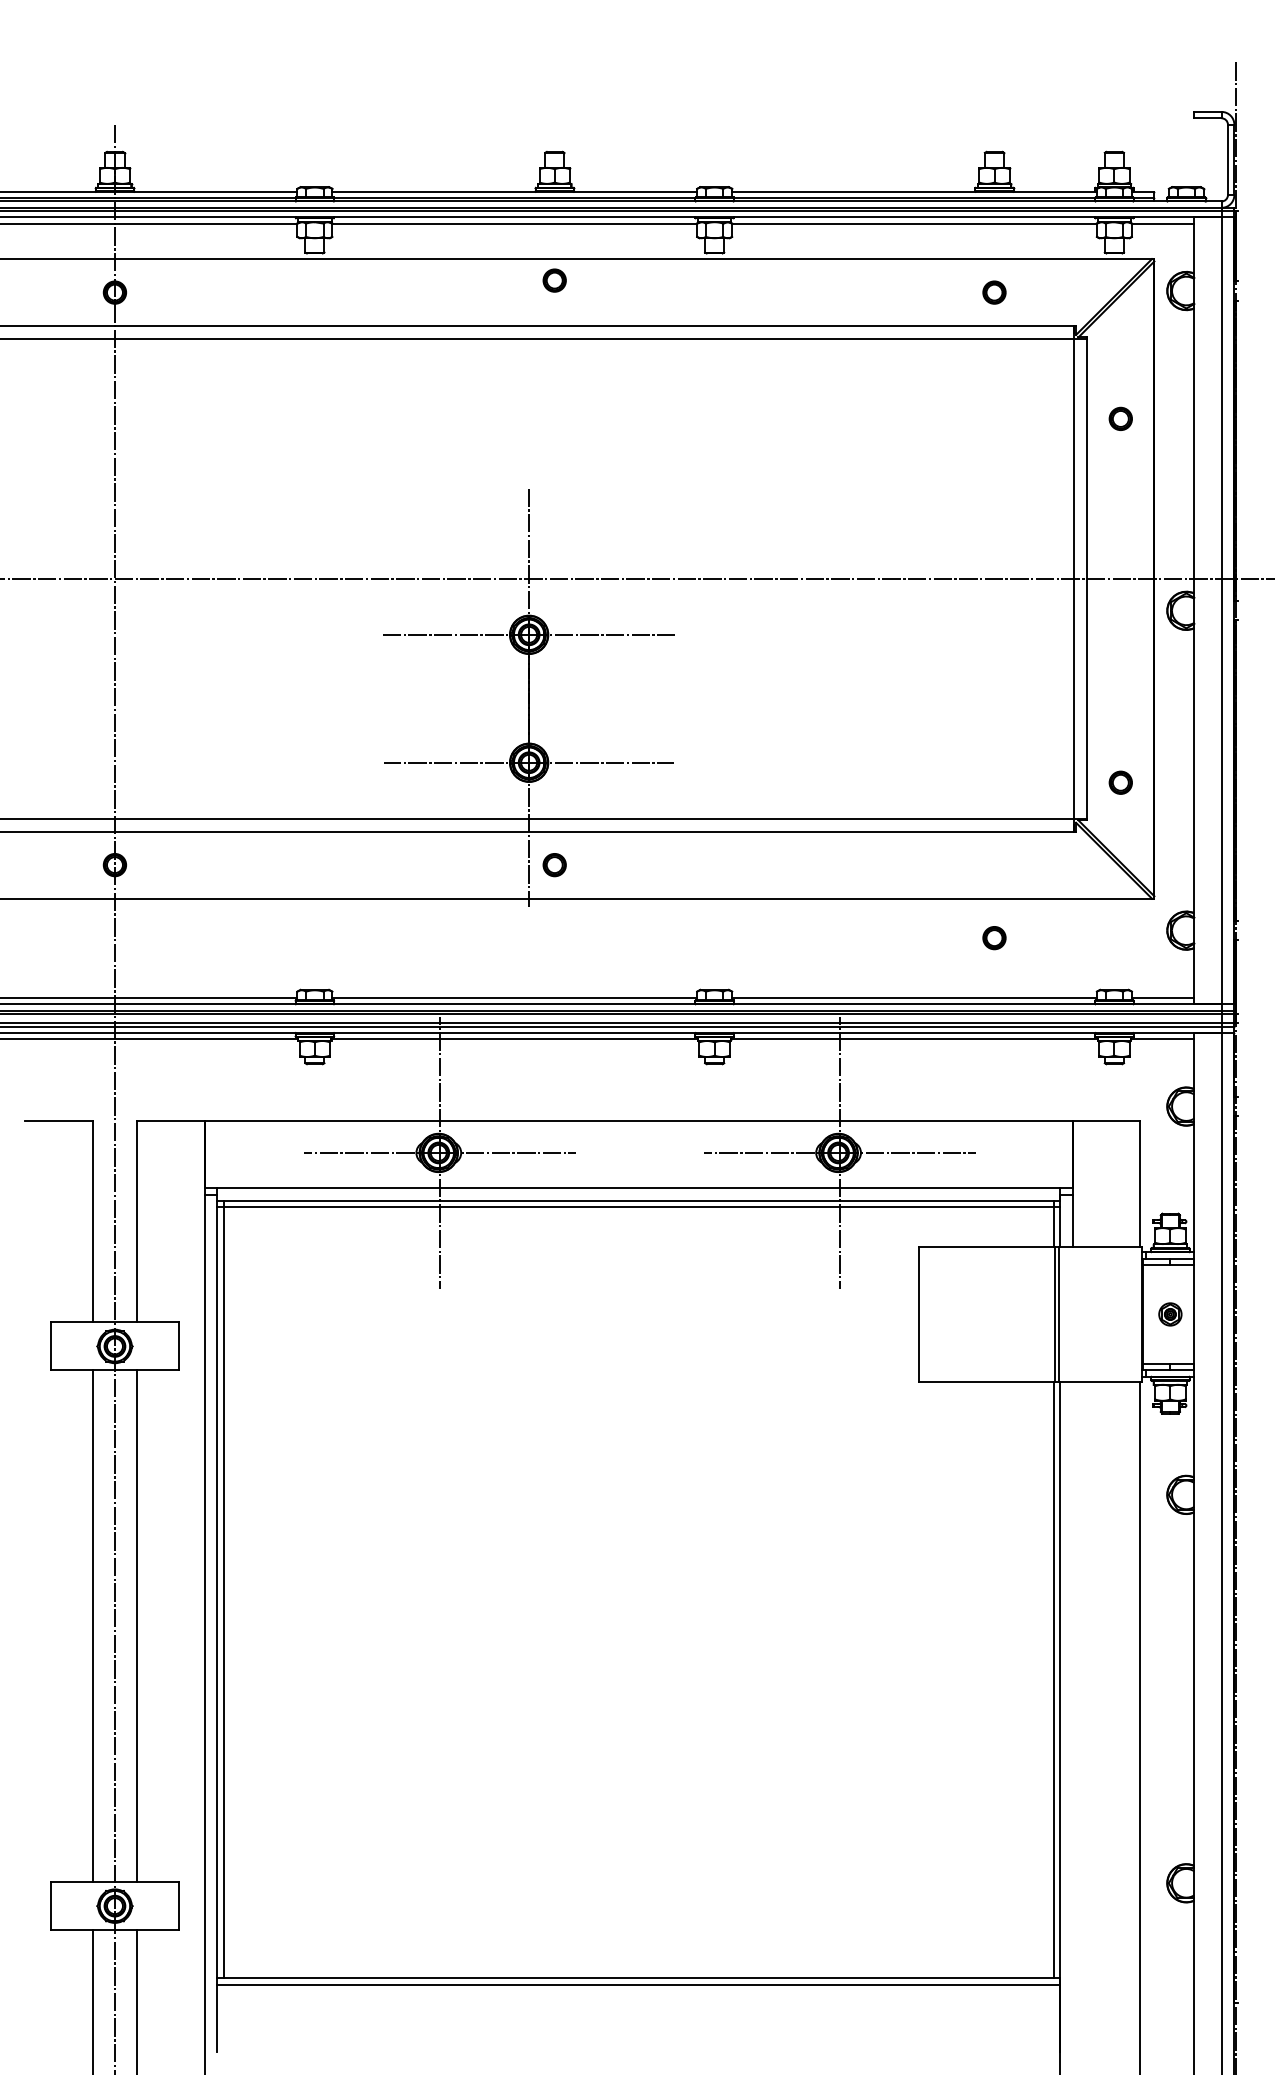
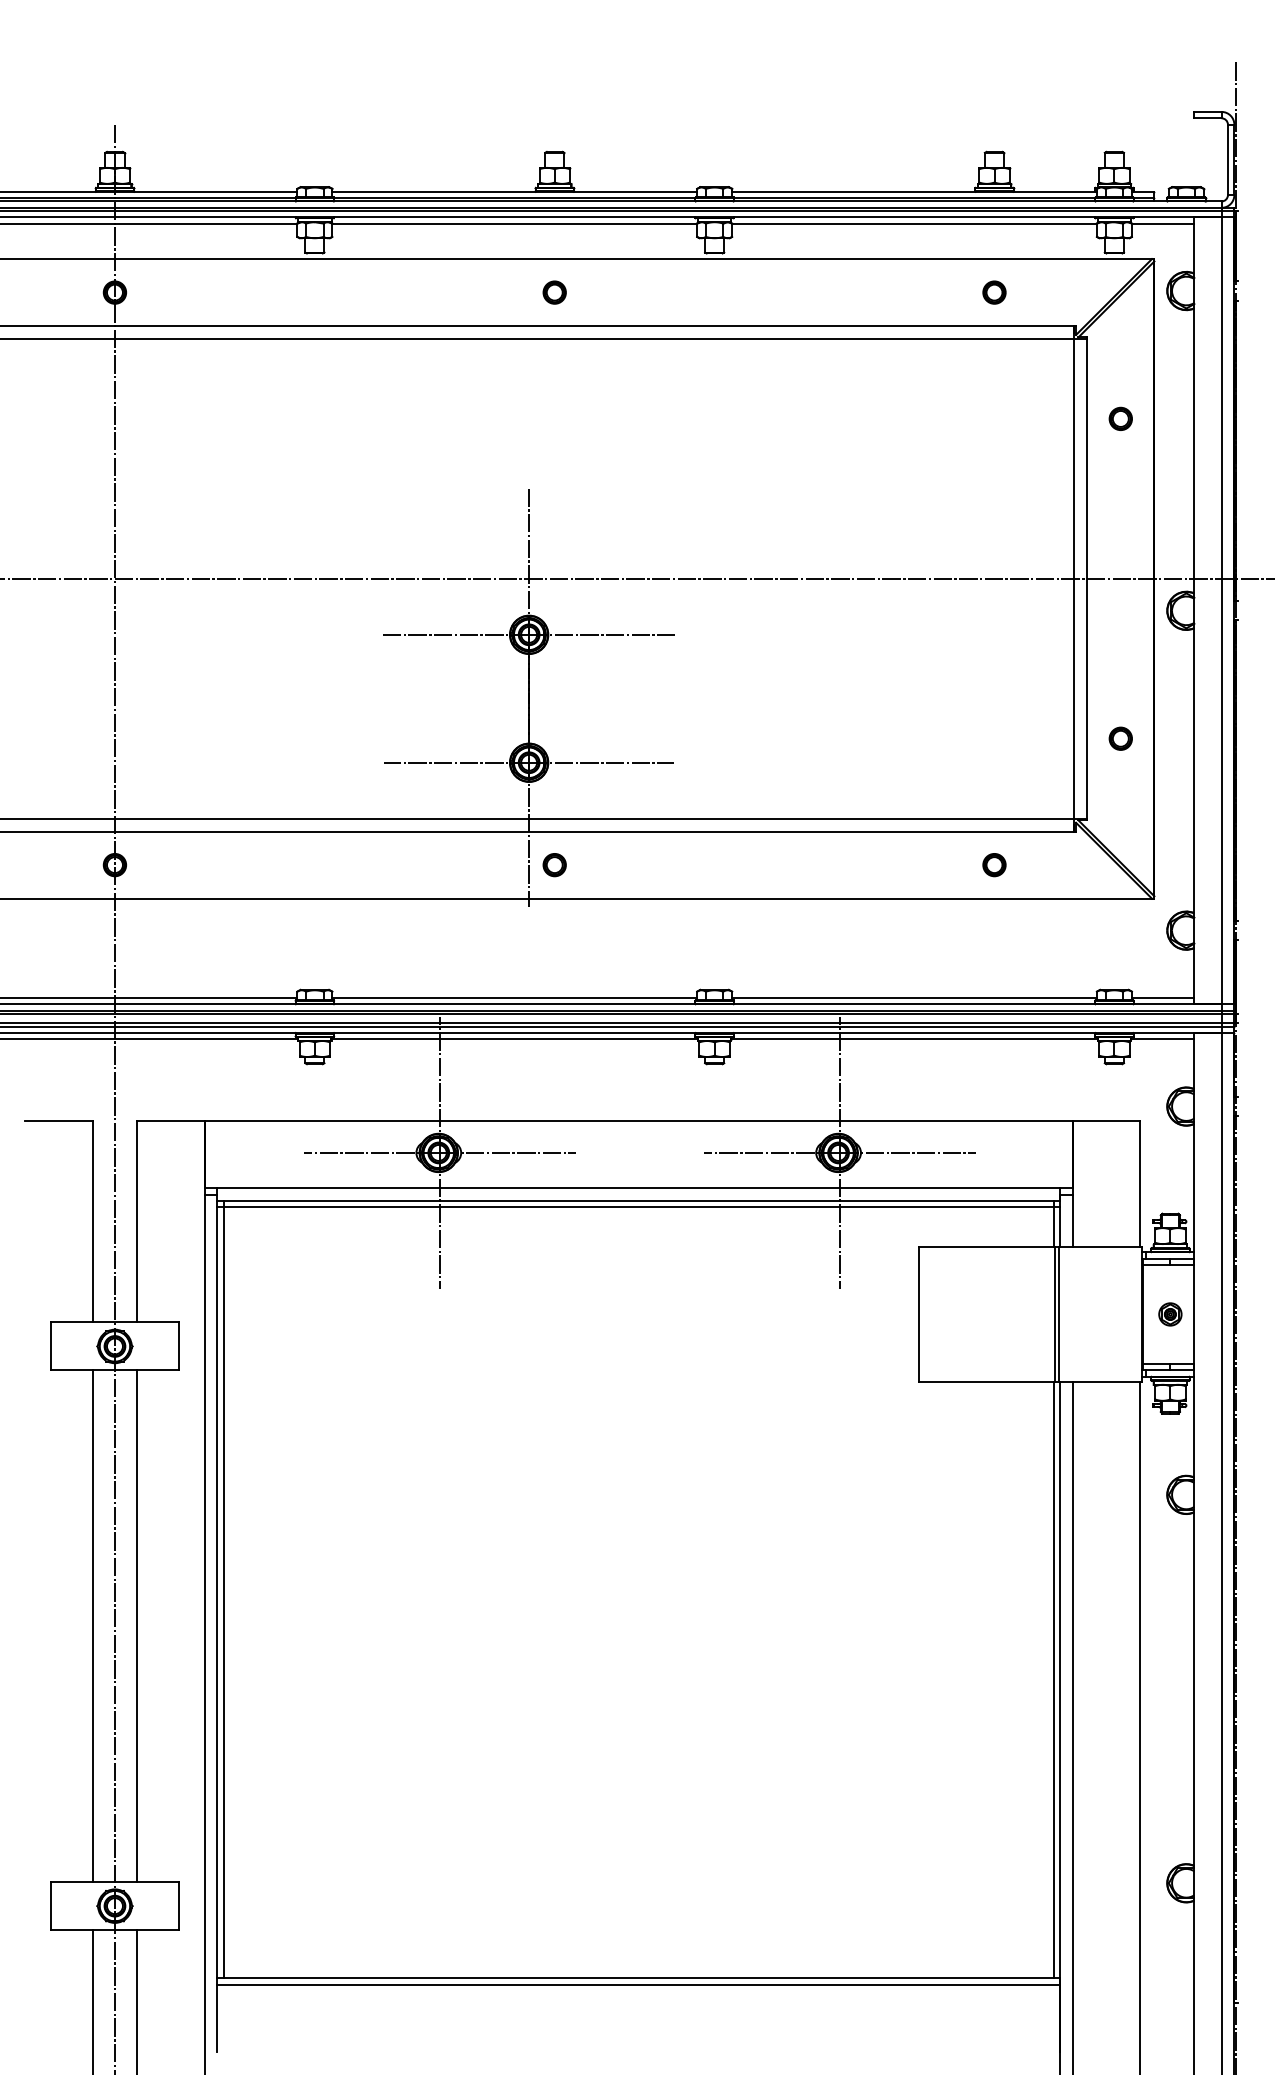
part position: (554, 280) -> (554, 292) (554, 292)
part position: (1120, 782) -> (1120, 738) (1120, 738)
part position: (994, 938) -> (994, 865) (994, 865)
line: none -> present (1072, 1726)
